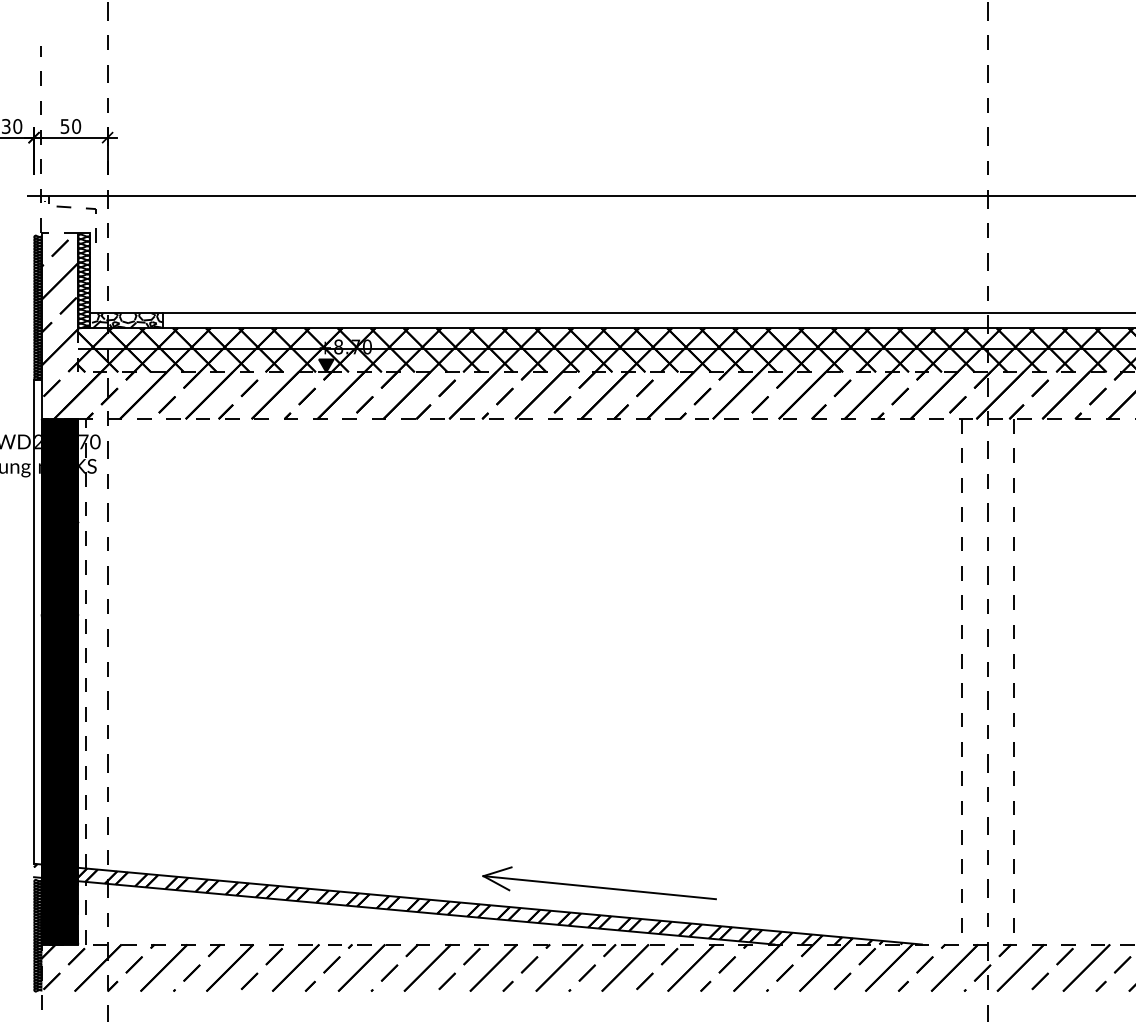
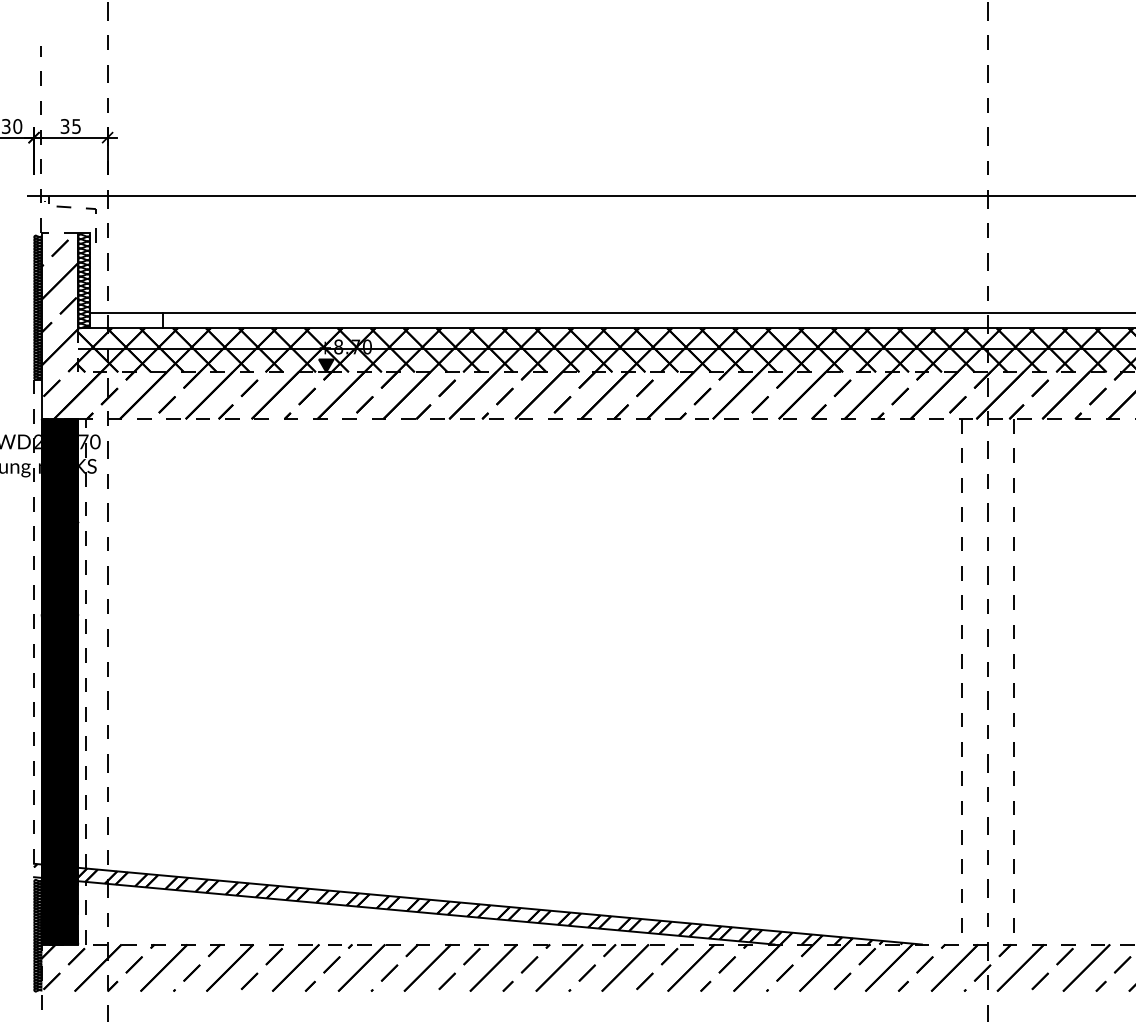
text: 50 -> 35 (71, 126)
hatch: present -> none (127, 320)
line: solid -> dashed (34, 622)
part: present -> none (599, 883)
